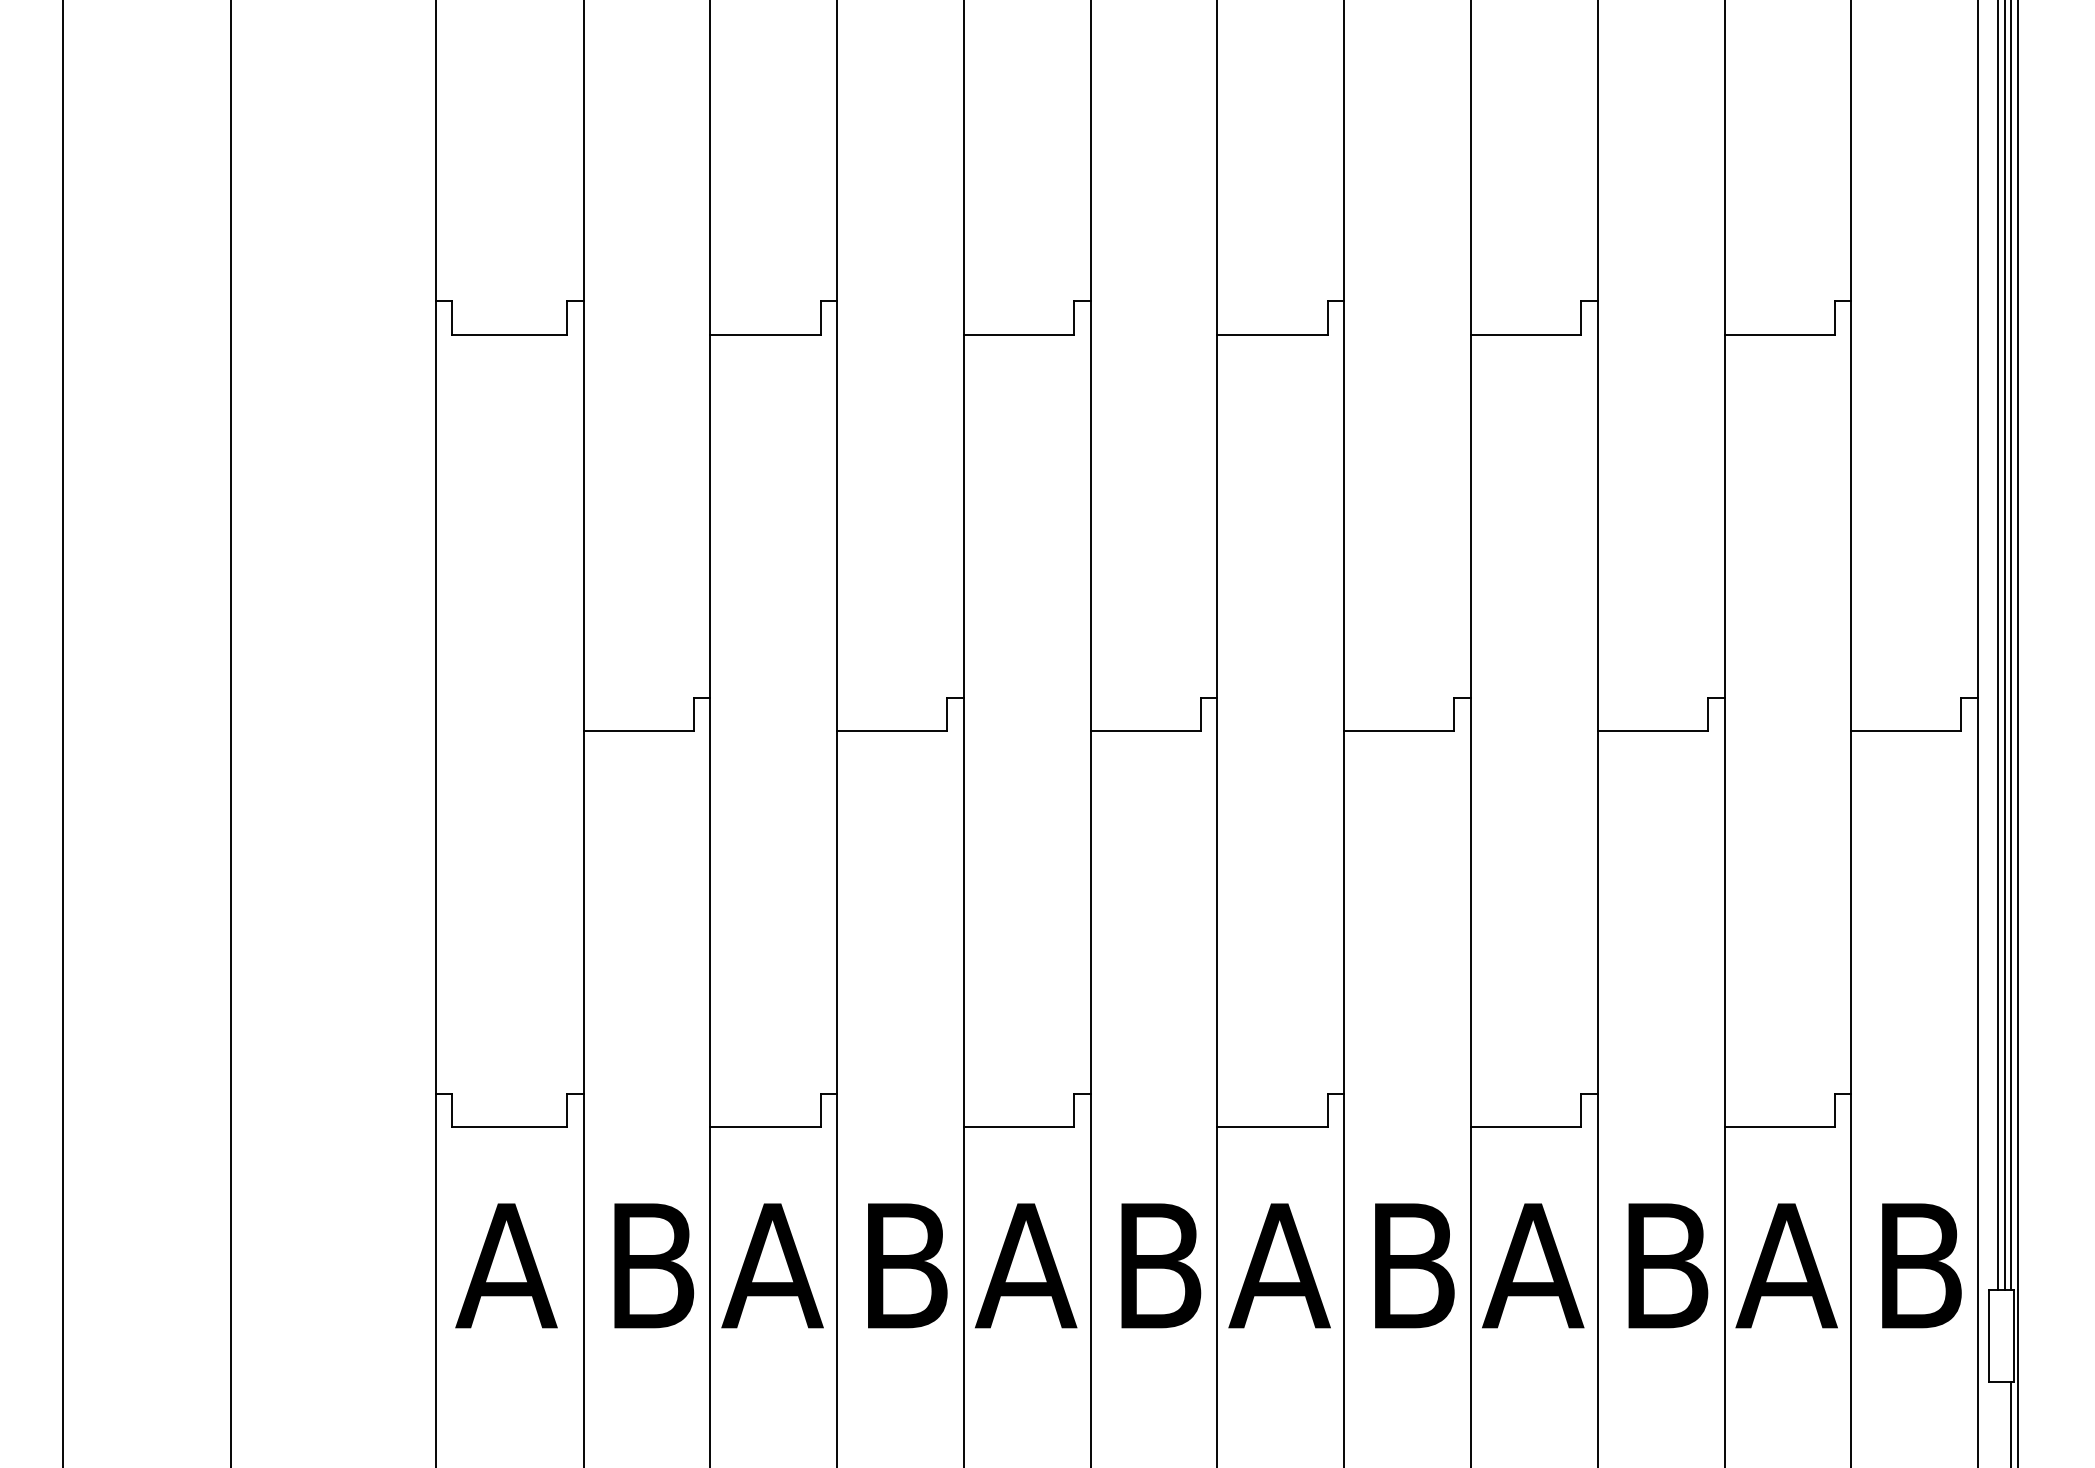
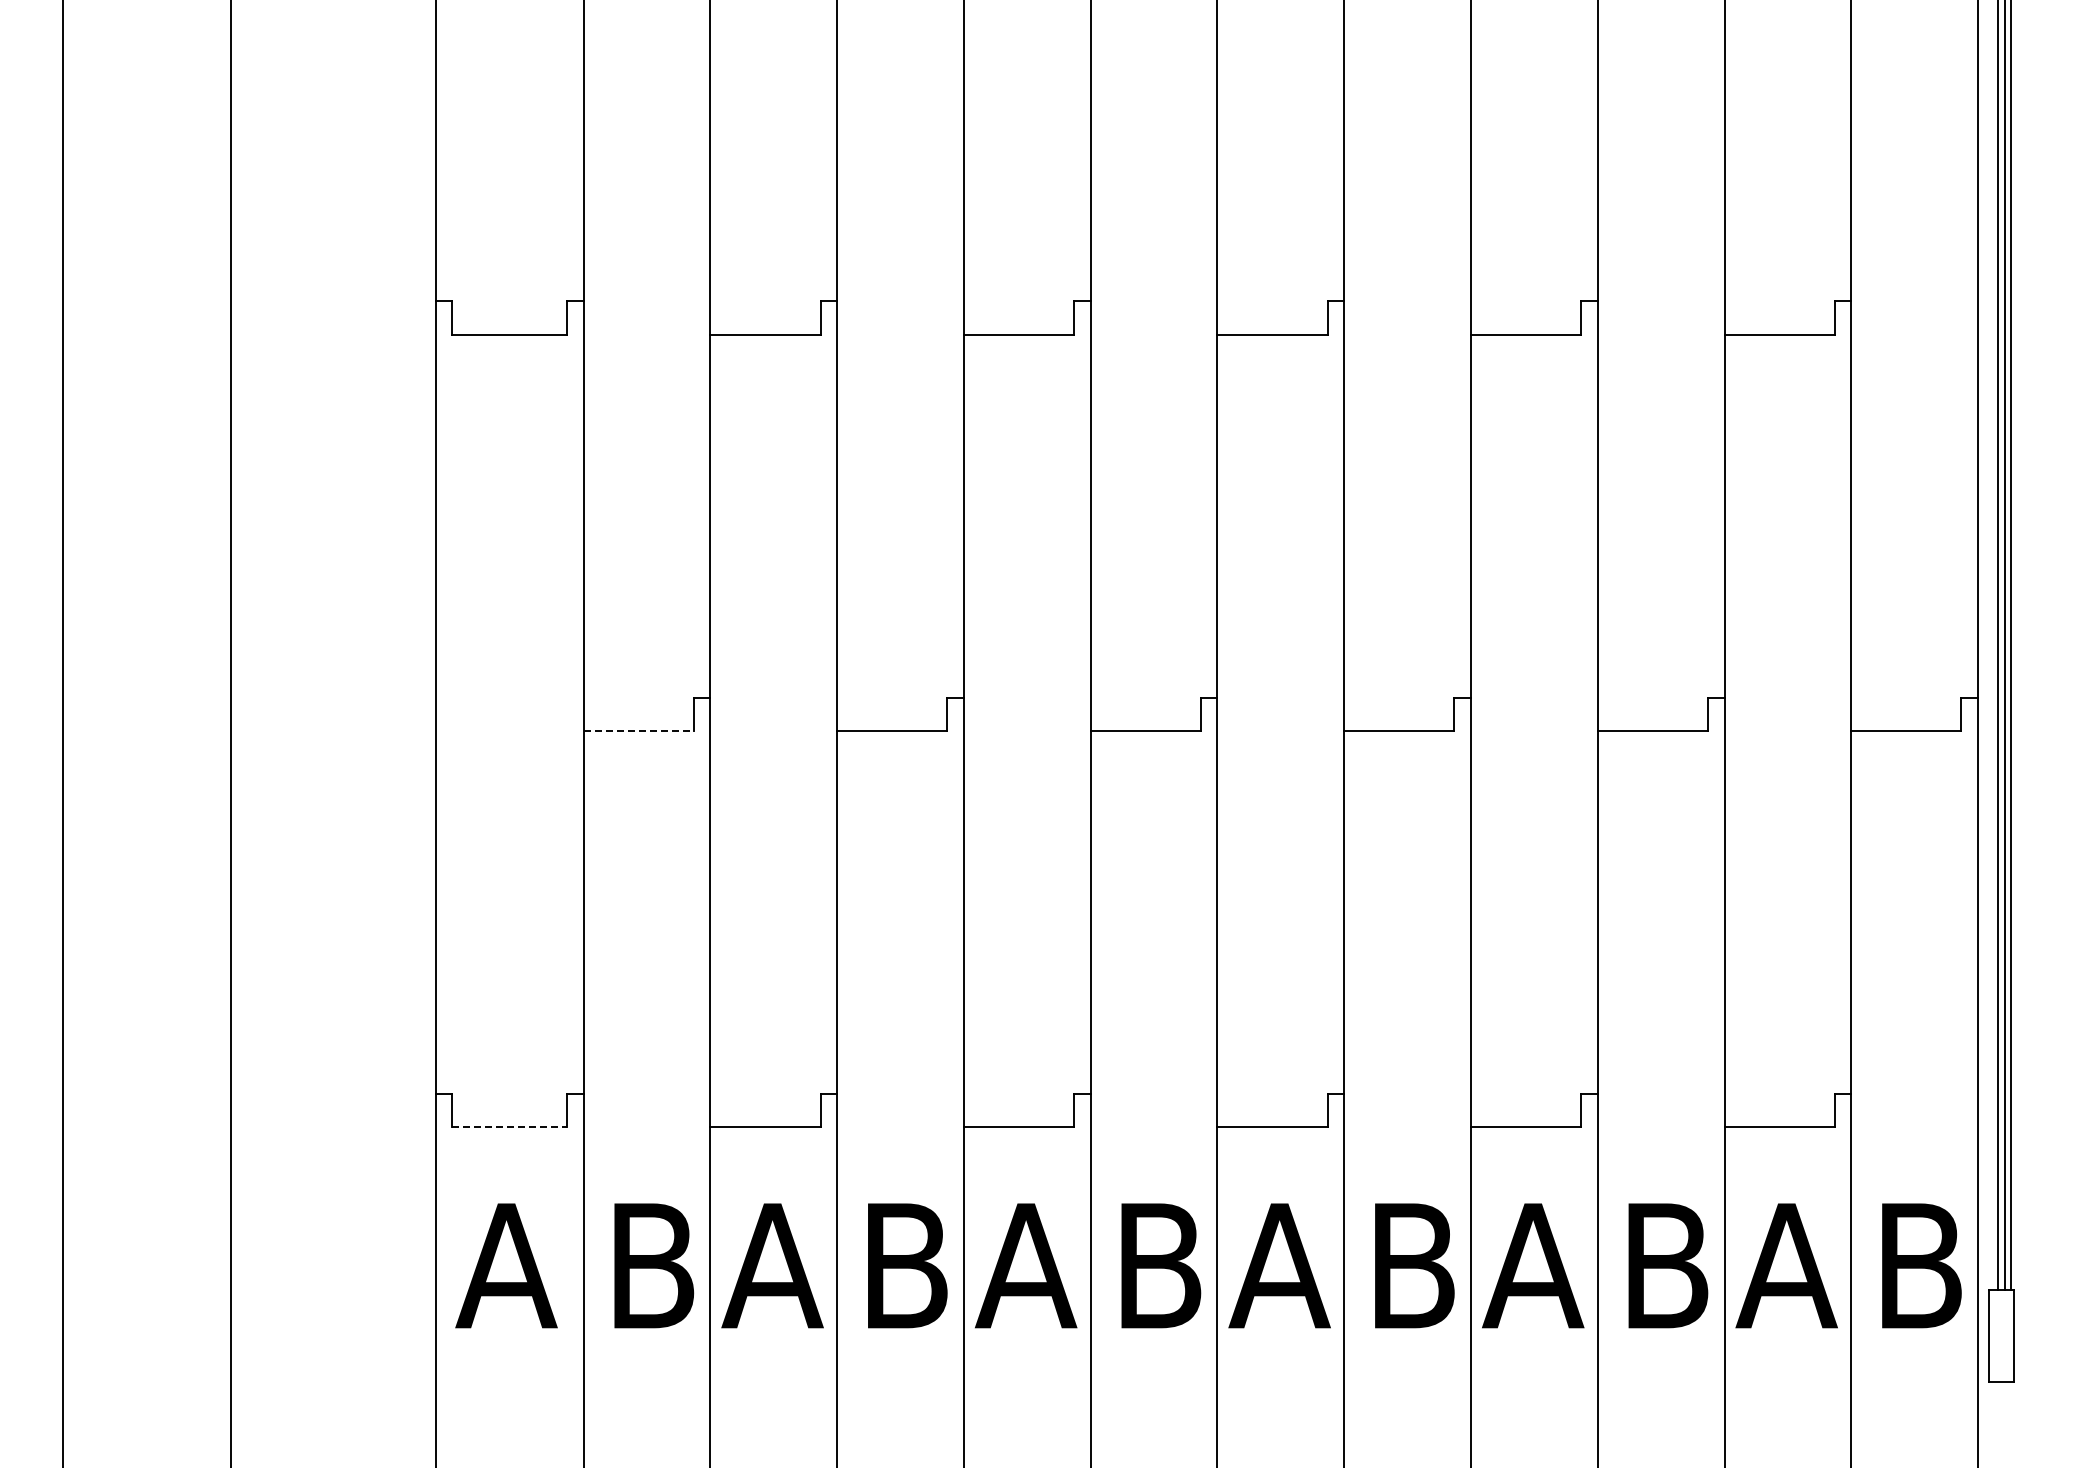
line: solid -> dashed (639, 730)
line: present -> none (2018, 733)
line: solid -> dashed (510, 1127)
line: present -> none (2010, 1422)
